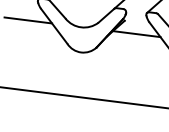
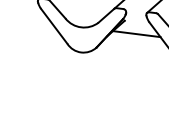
line: present -> none (28, 20)
line: present -> none (83, 97)
